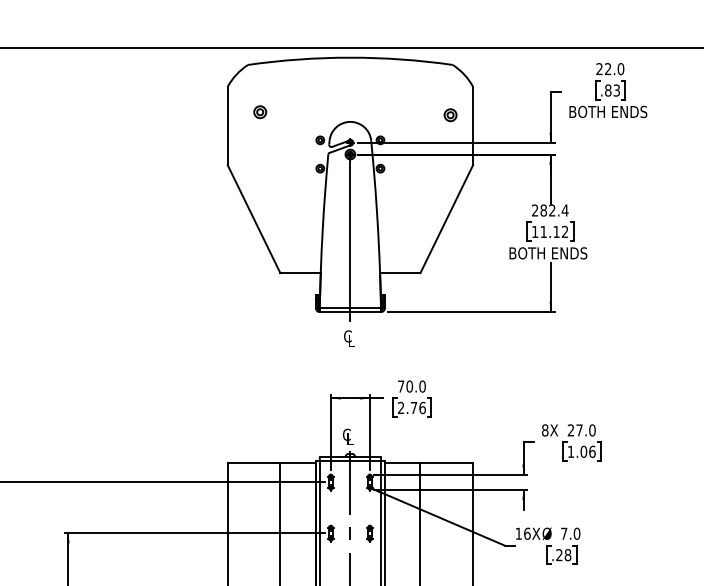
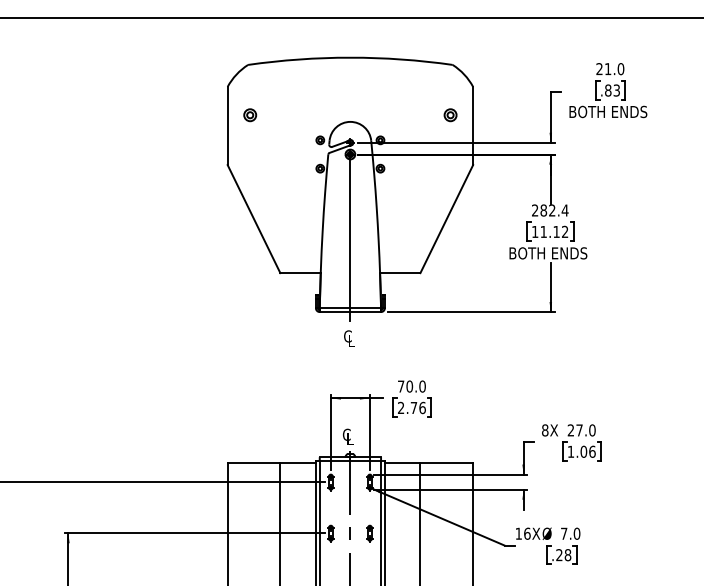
line position: (351, 47) -> (351, 17) (351, 17)
text: 22.0 -> 21.0 (607, 68)
part position: (260, 112) -> (250, 115) (250, 115)
